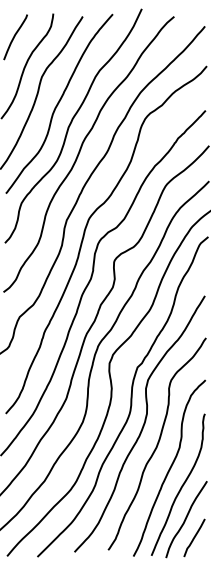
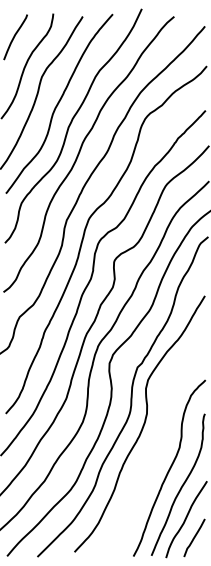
curve: present -> none (157, 443)
